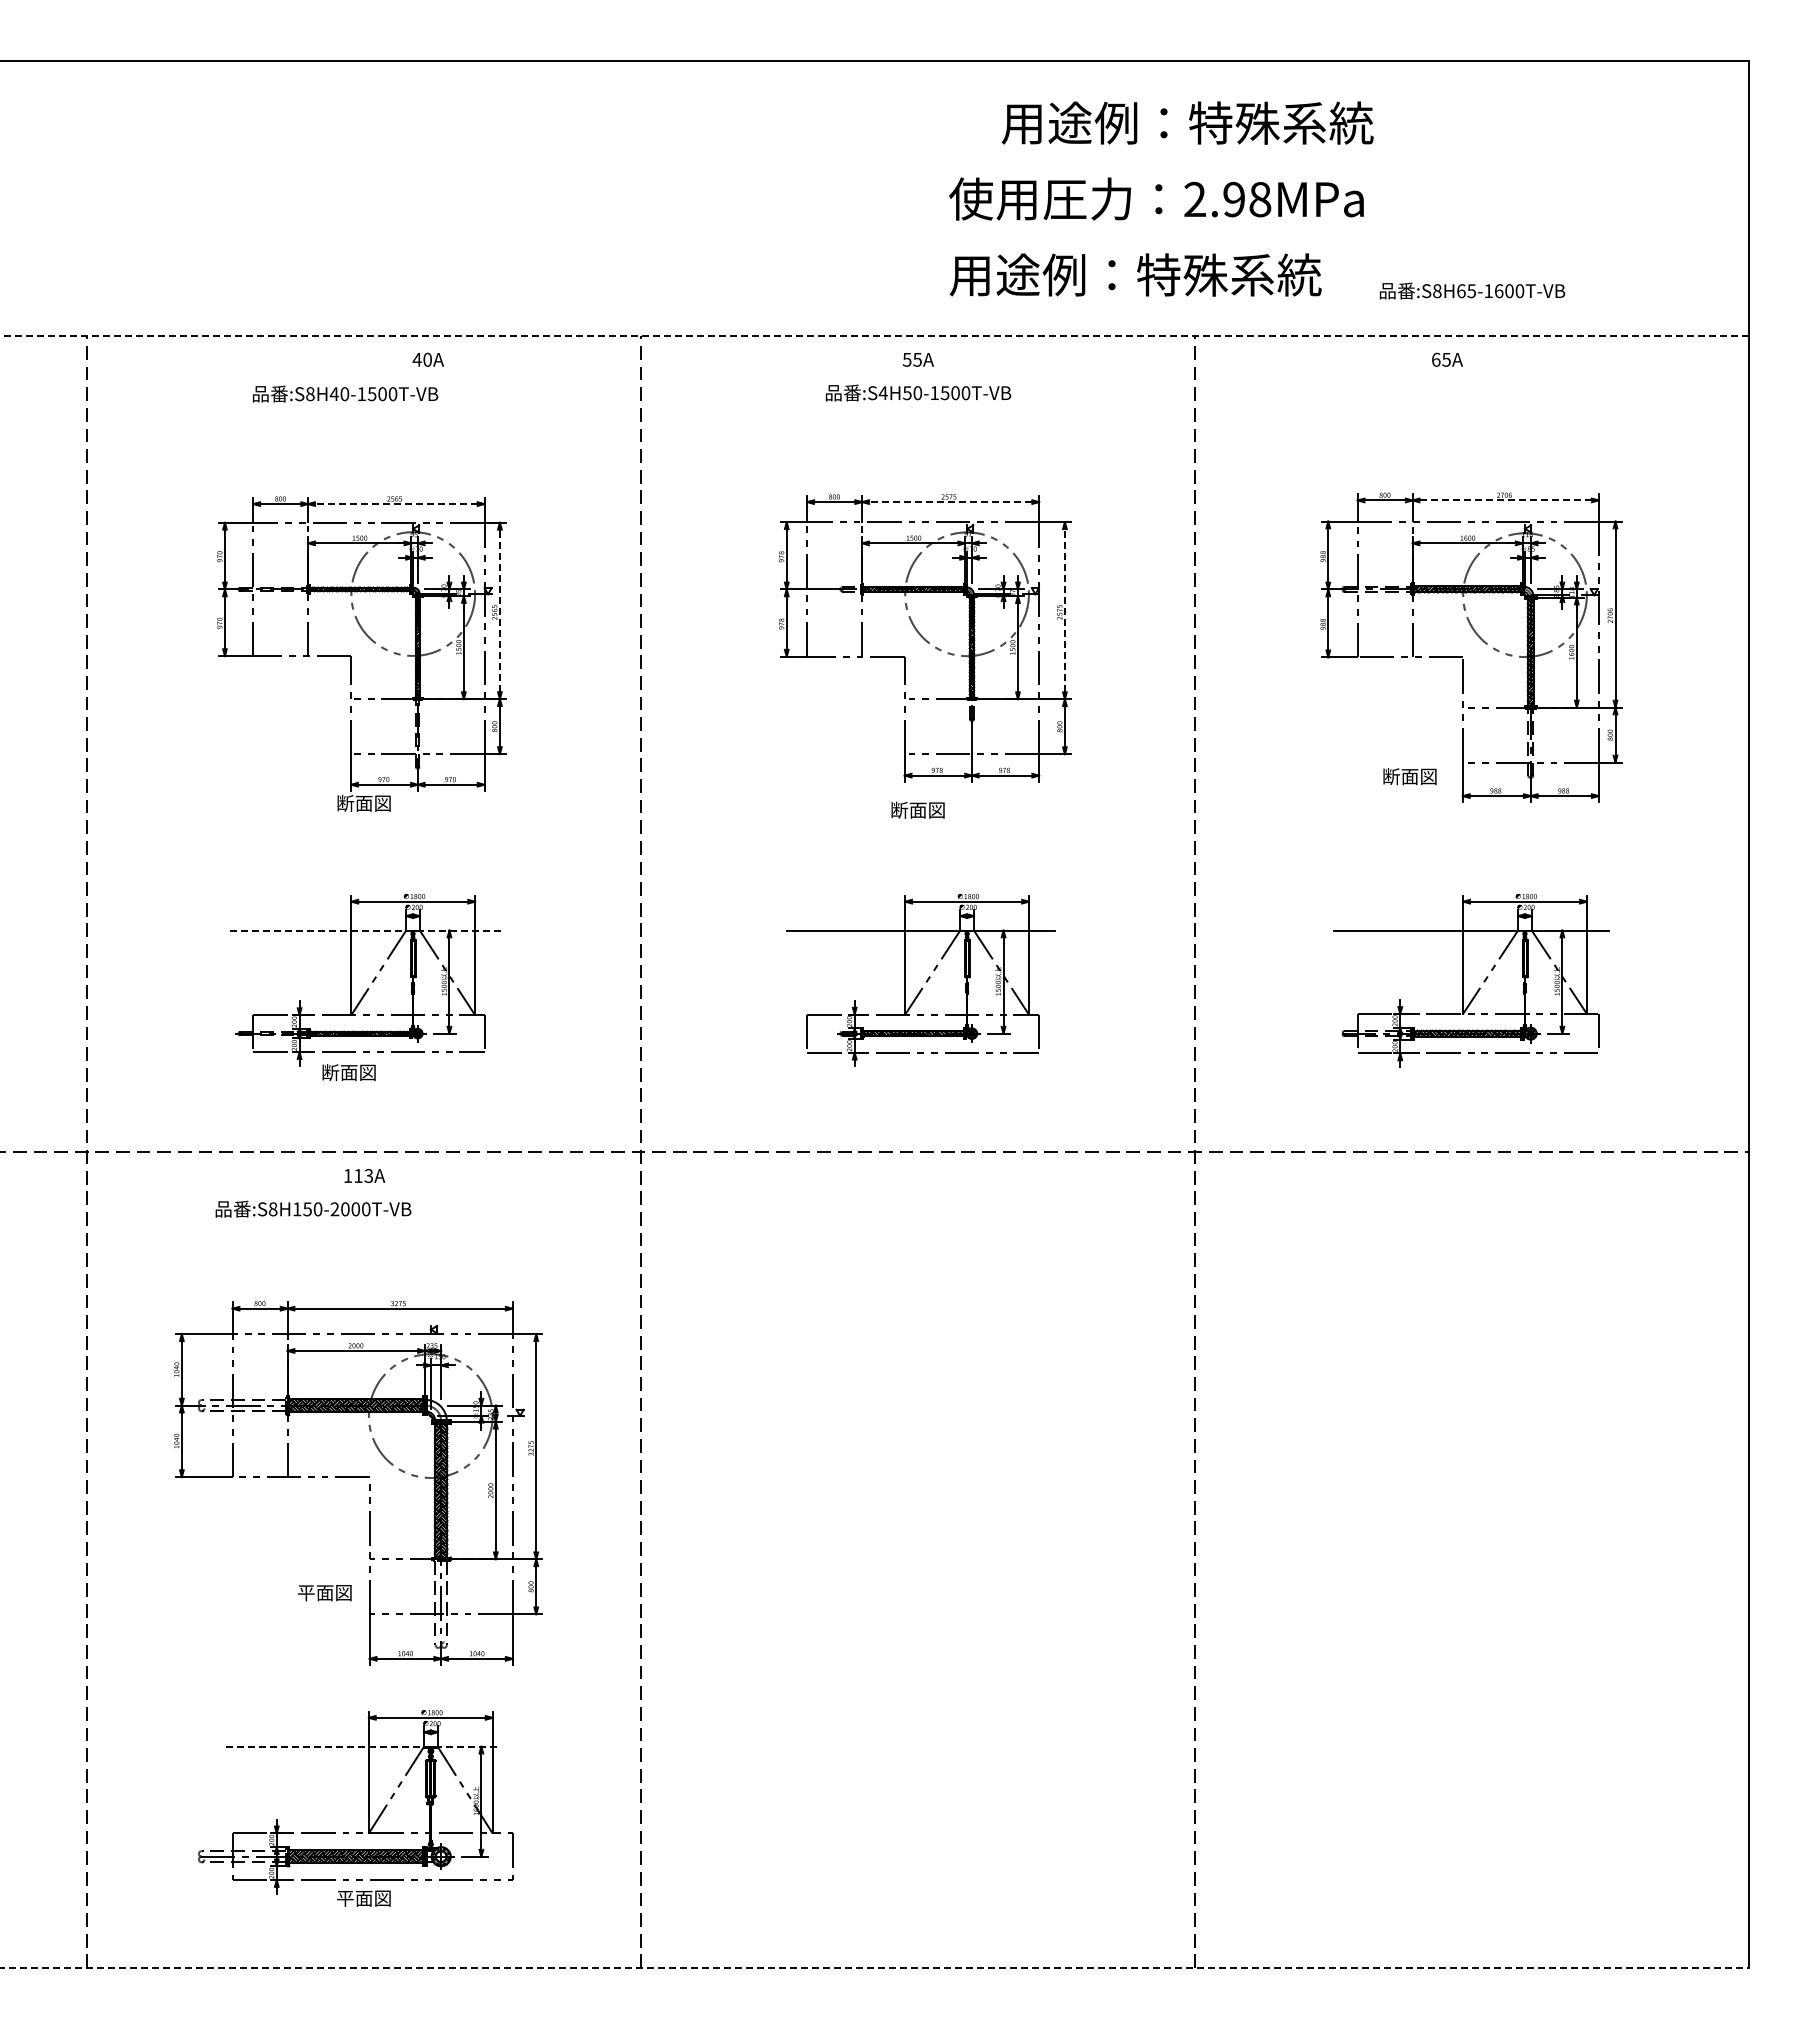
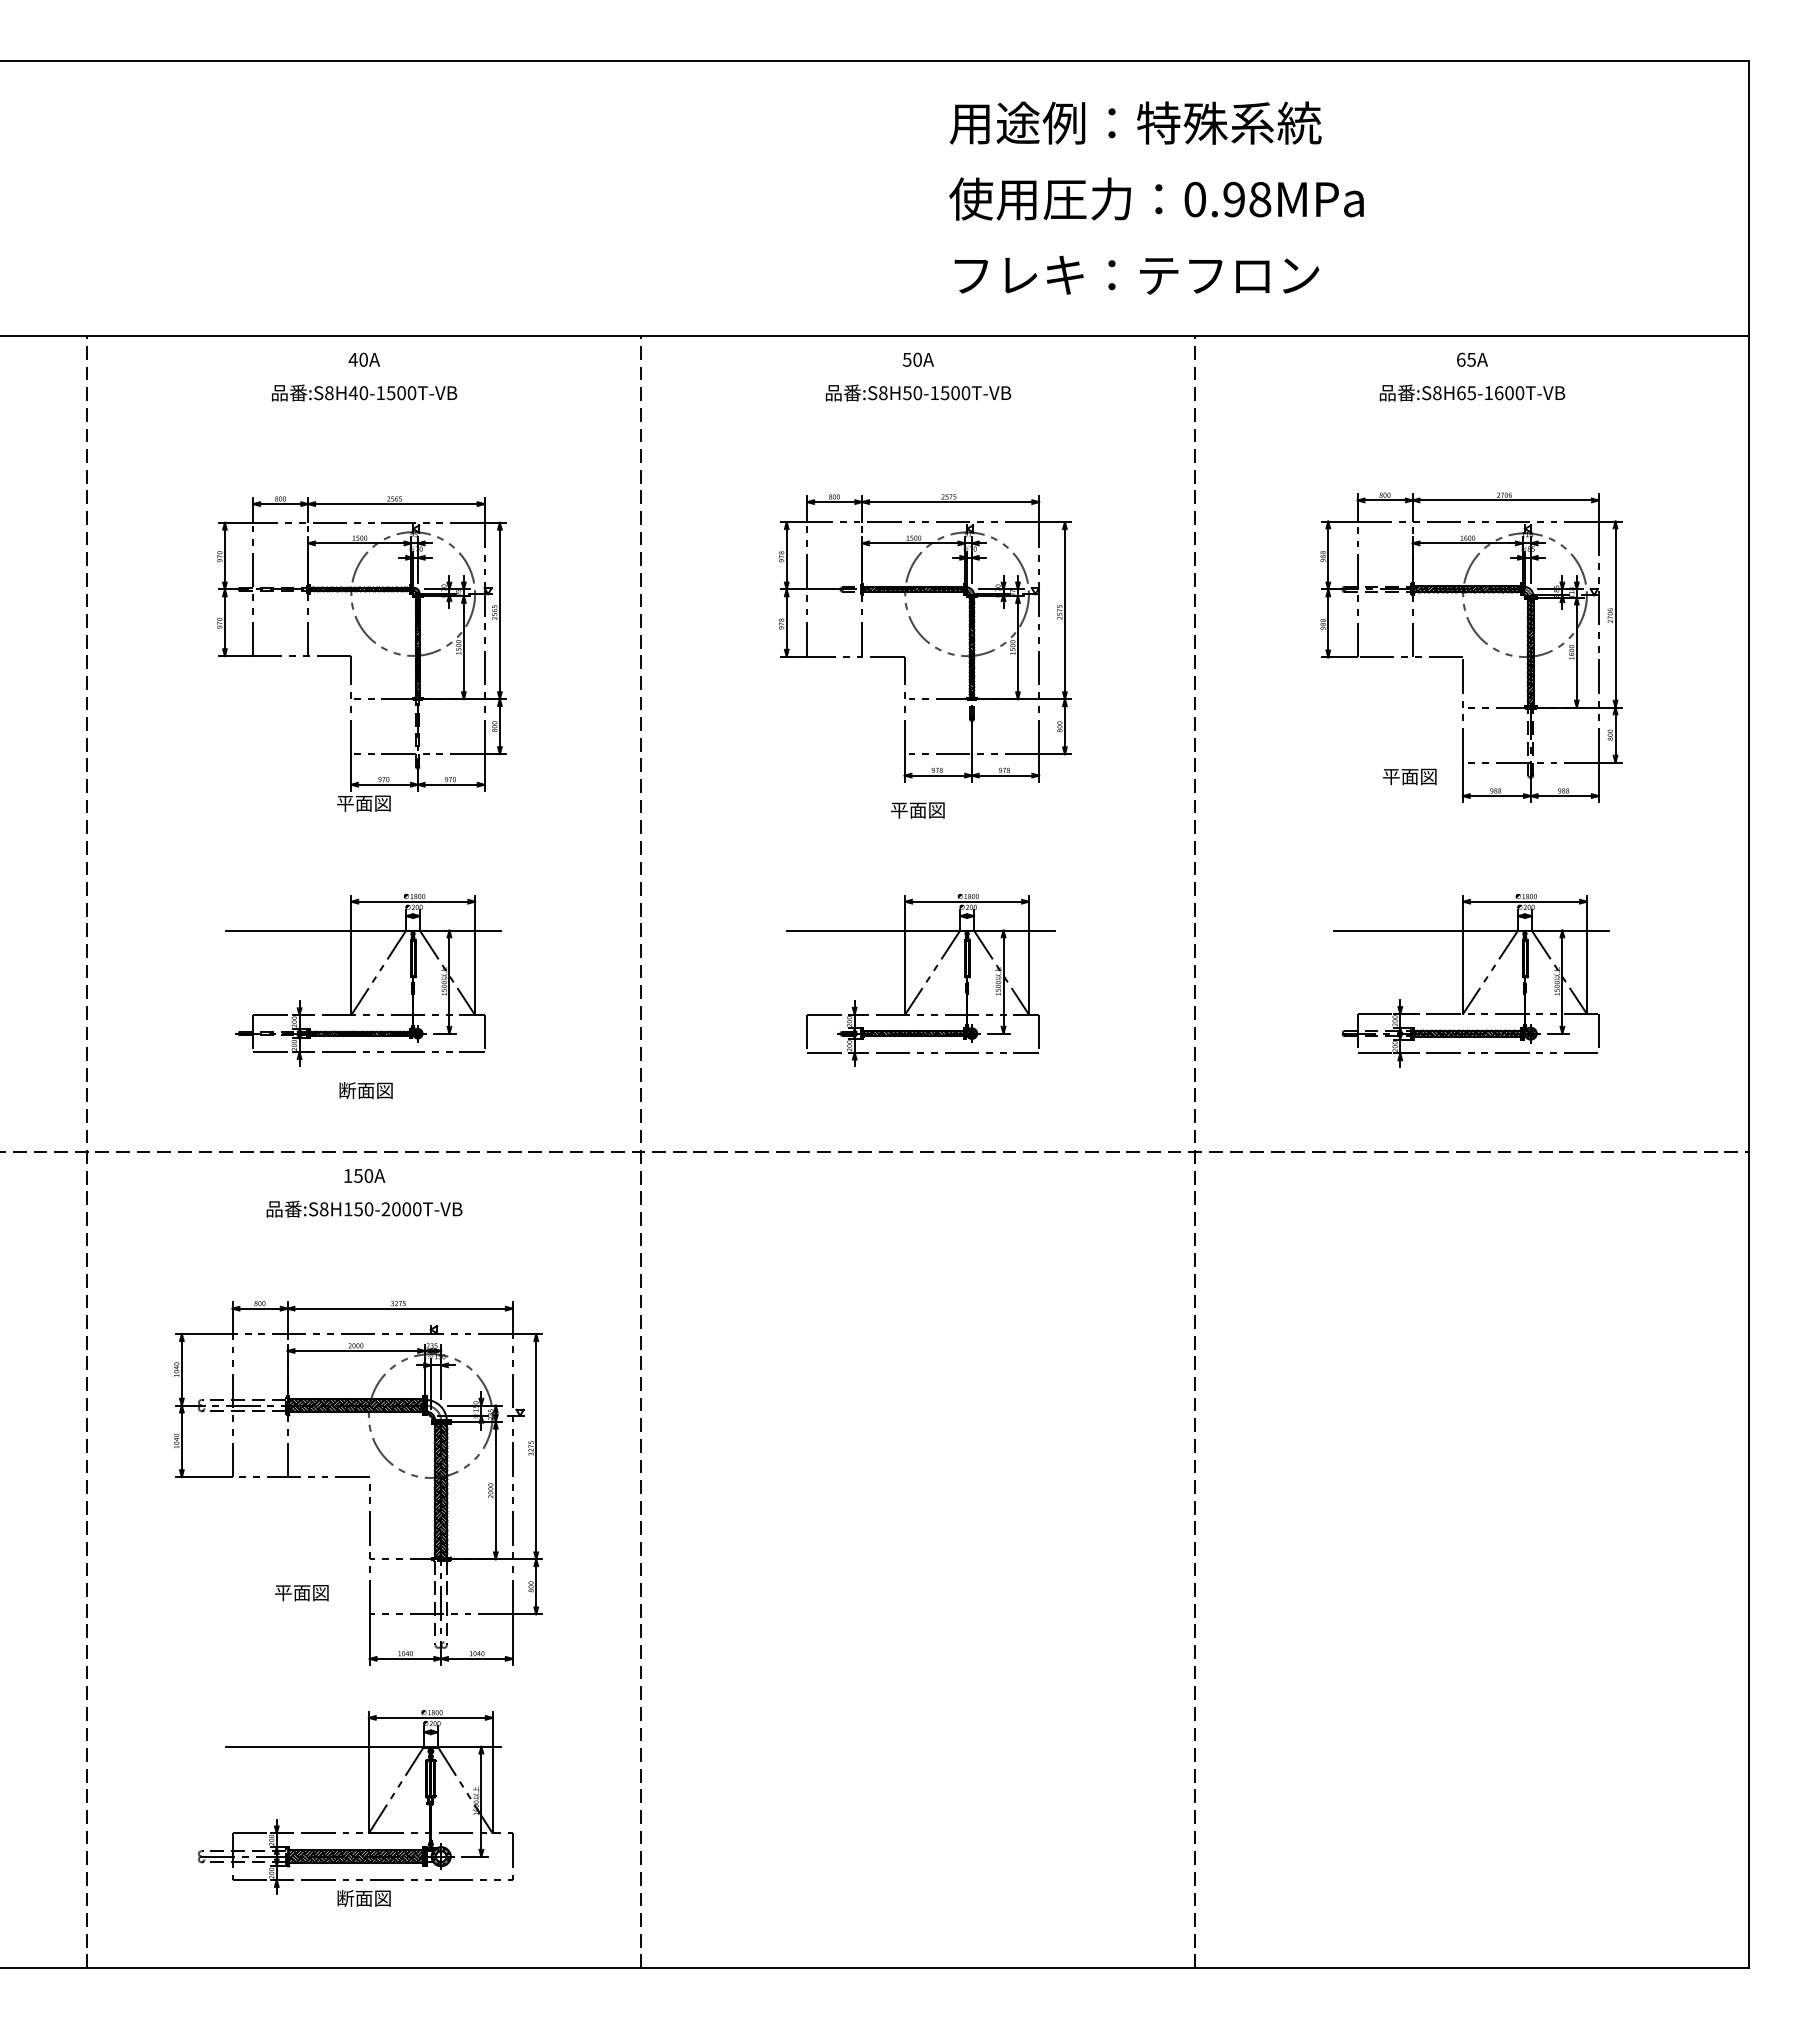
text position: (1187, 122) -> (1135, 122) (1135, 122)
text: 2.98MPa -> 0.98MPa (1194, 199)
text: 用途例：特殊系統 -> フレキ：テフロン (1135, 274)
text position: (1472, 290) -> (1472, 392) (1472, 392)
line: dashed -> solid (874, 335)
text position: (427, 359) -> (363, 359) (363, 359)
text: 55A -> 50A (917, 359)
text position: (1447, 359) -> (1472, 359) (1472, 359)
text position: (345, 393) -> (364, 392) (364, 392)
text: :S4H50-1500T-VB -> :S8H50-1500T-VB (882, 393)
line: dashed -> solid (1505, 500)
line: dashed -> solid (950, 502)
line: dashed -> solid (395, 504)
line: dashed -> solid (499, 610)
line: dashed -> solid (1064, 610)
text: 断面図 -> 平面図 (1391, 776)
text: 断面図 -> 平面図 (345, 802)
text: 断面図 -> 平面図 (899, 809)
line: dashed -> solid (362, 930)
text position: (348, 1072) -> (365, 1090) (365, 1090)
text: 113A -> 150A (363, 1176)
text position: (313, 1208) -> (364, 1208) (364, 1208)
text position: (324, 1593) -> (301, 1593) (301, 1593)
line: dashed -> solid (363, 1746)
text: 平面図 -> 断面図 (345, 1897)
line: dashed -> solid (875, 1968)
